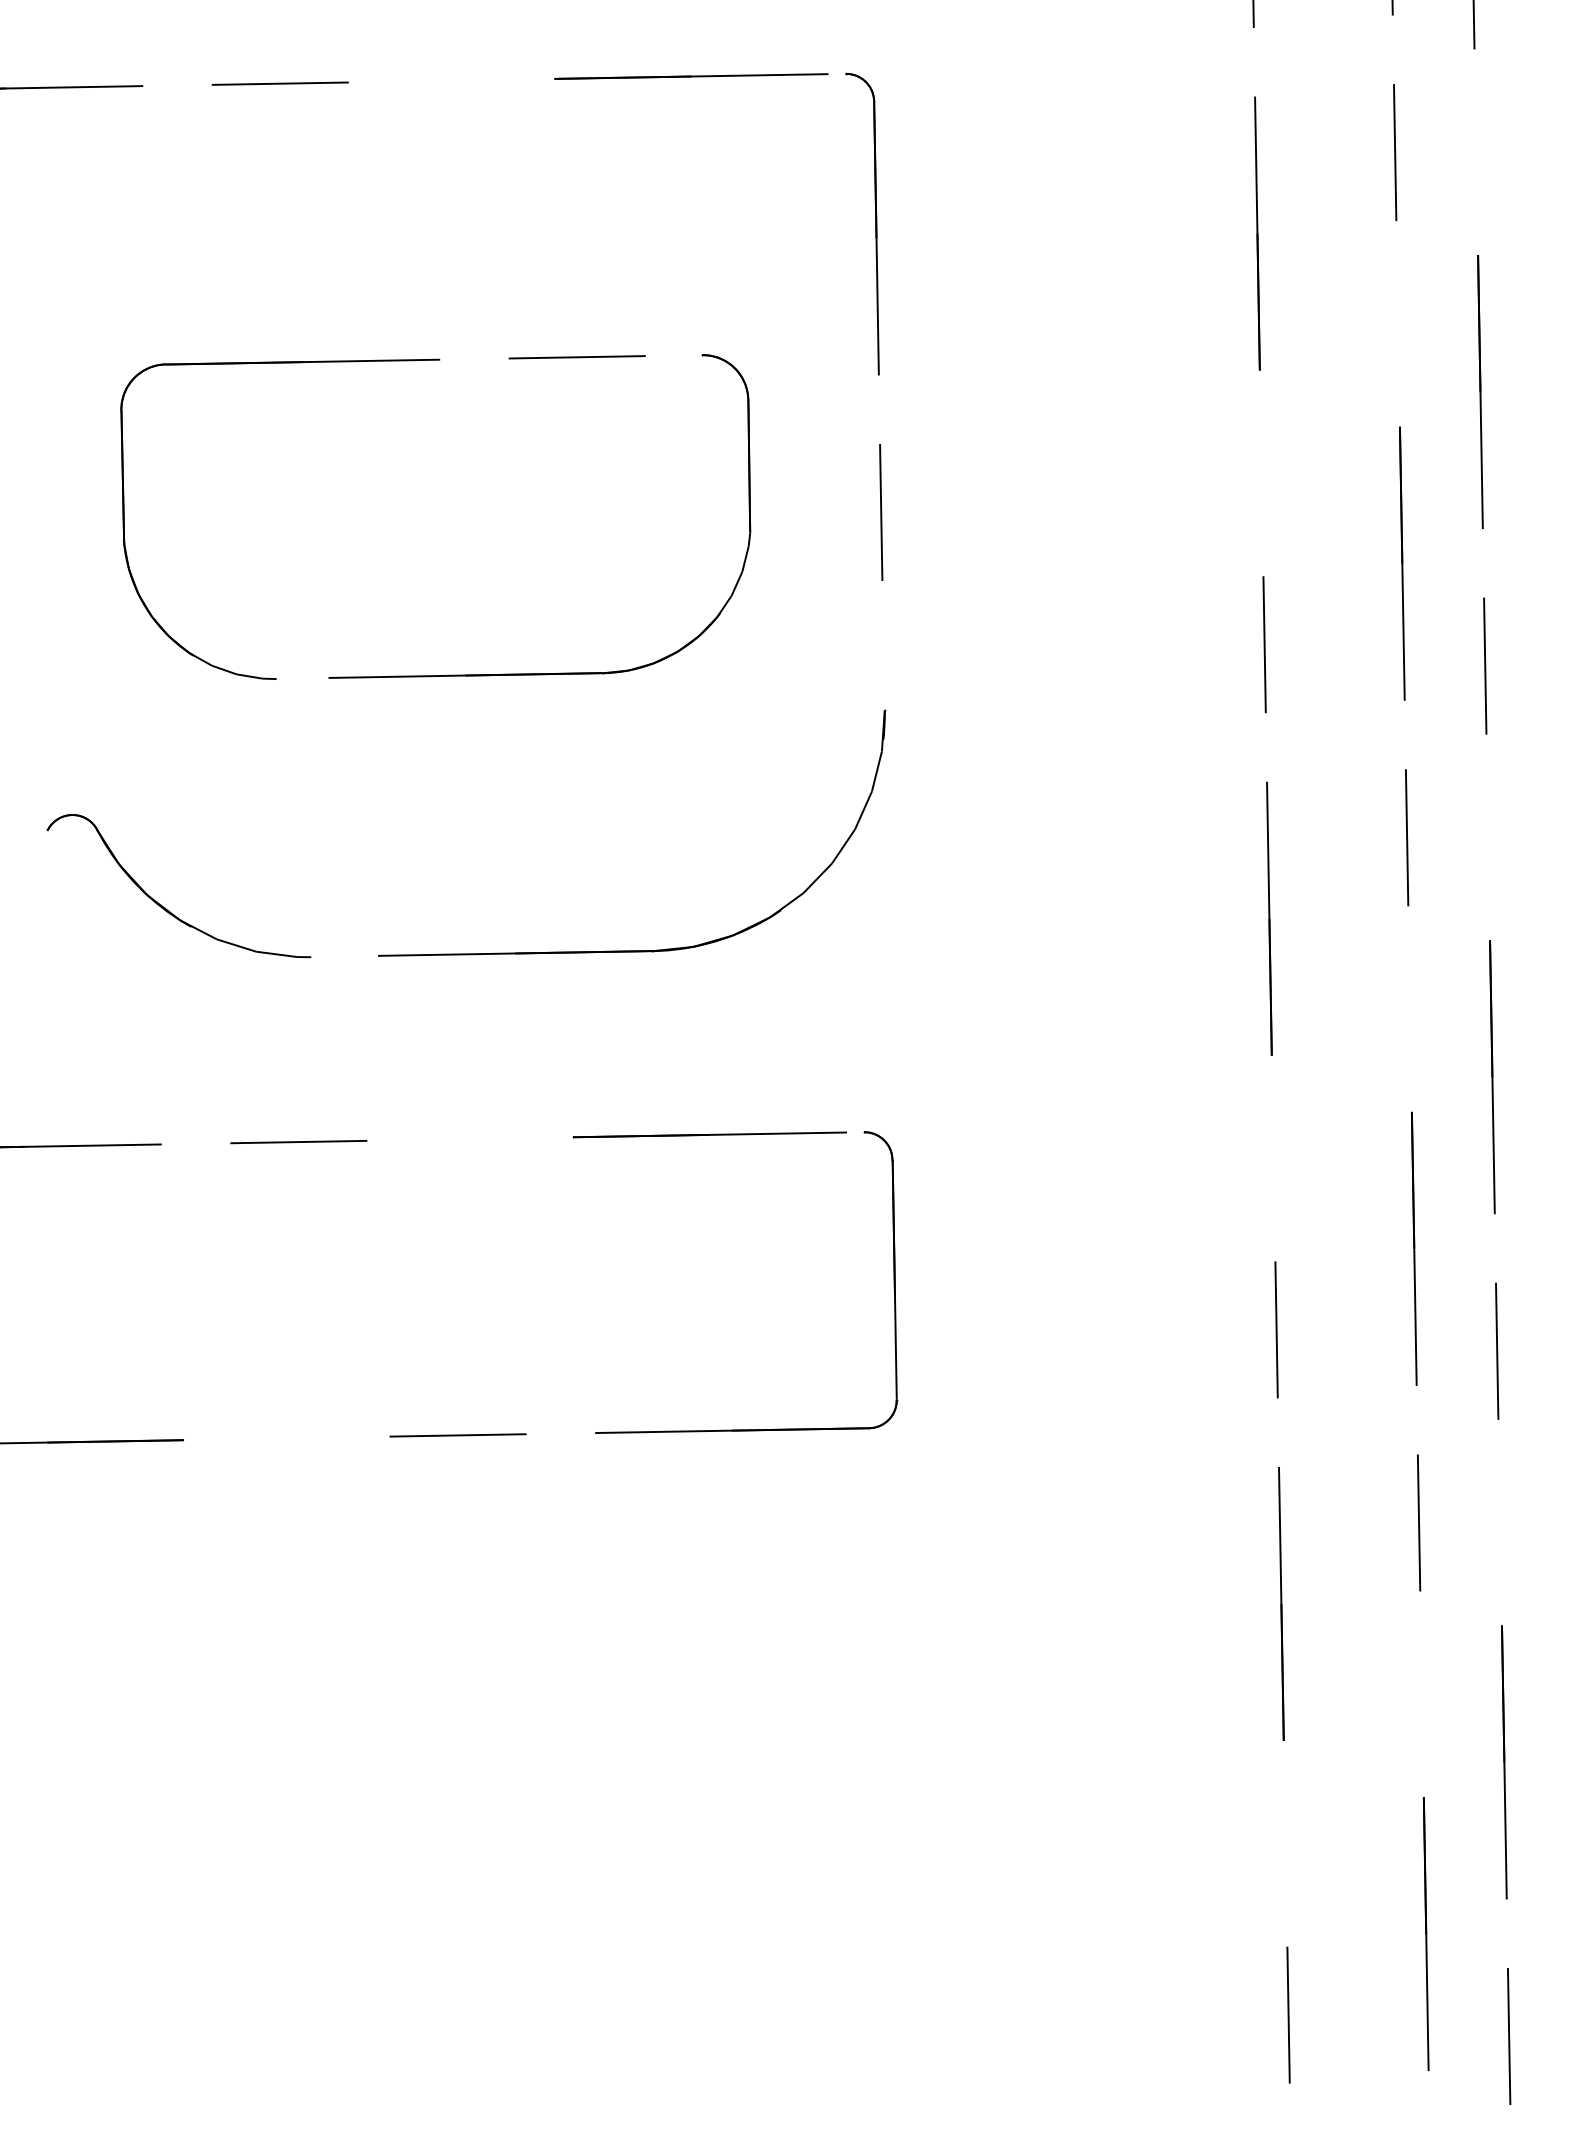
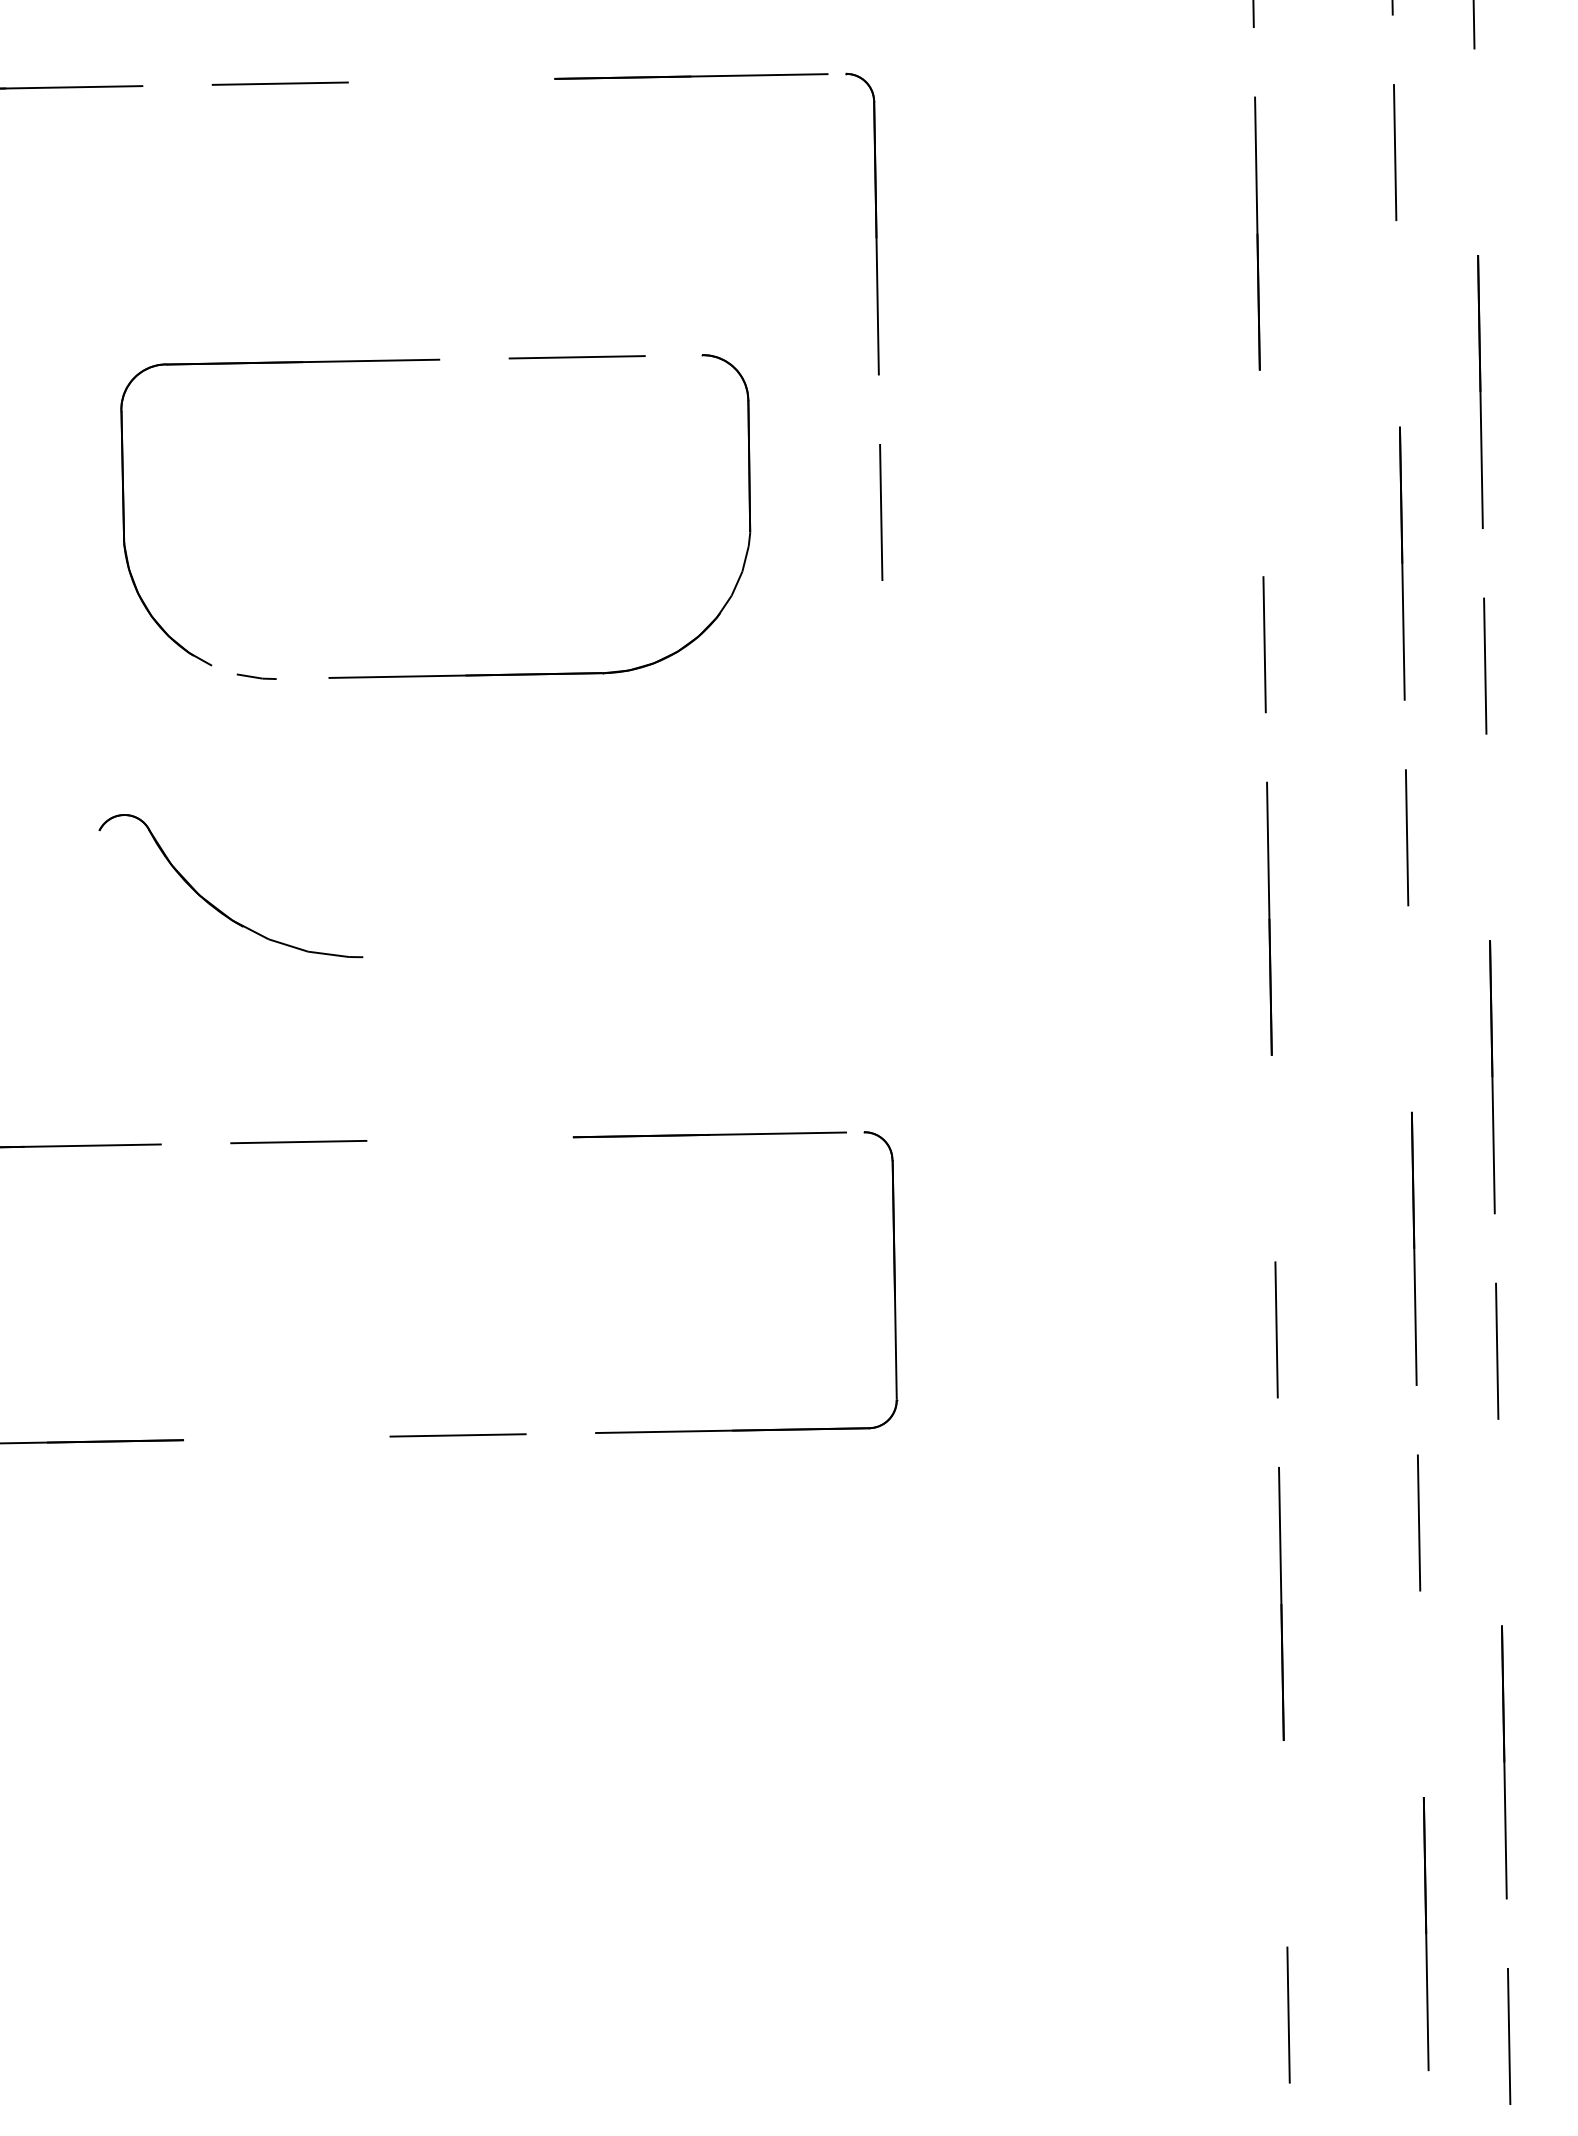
line: present -> none (224, 669)
part position: (165, 907) -> (217, 907) (217, 907)
part: present -> none (632, 950)
